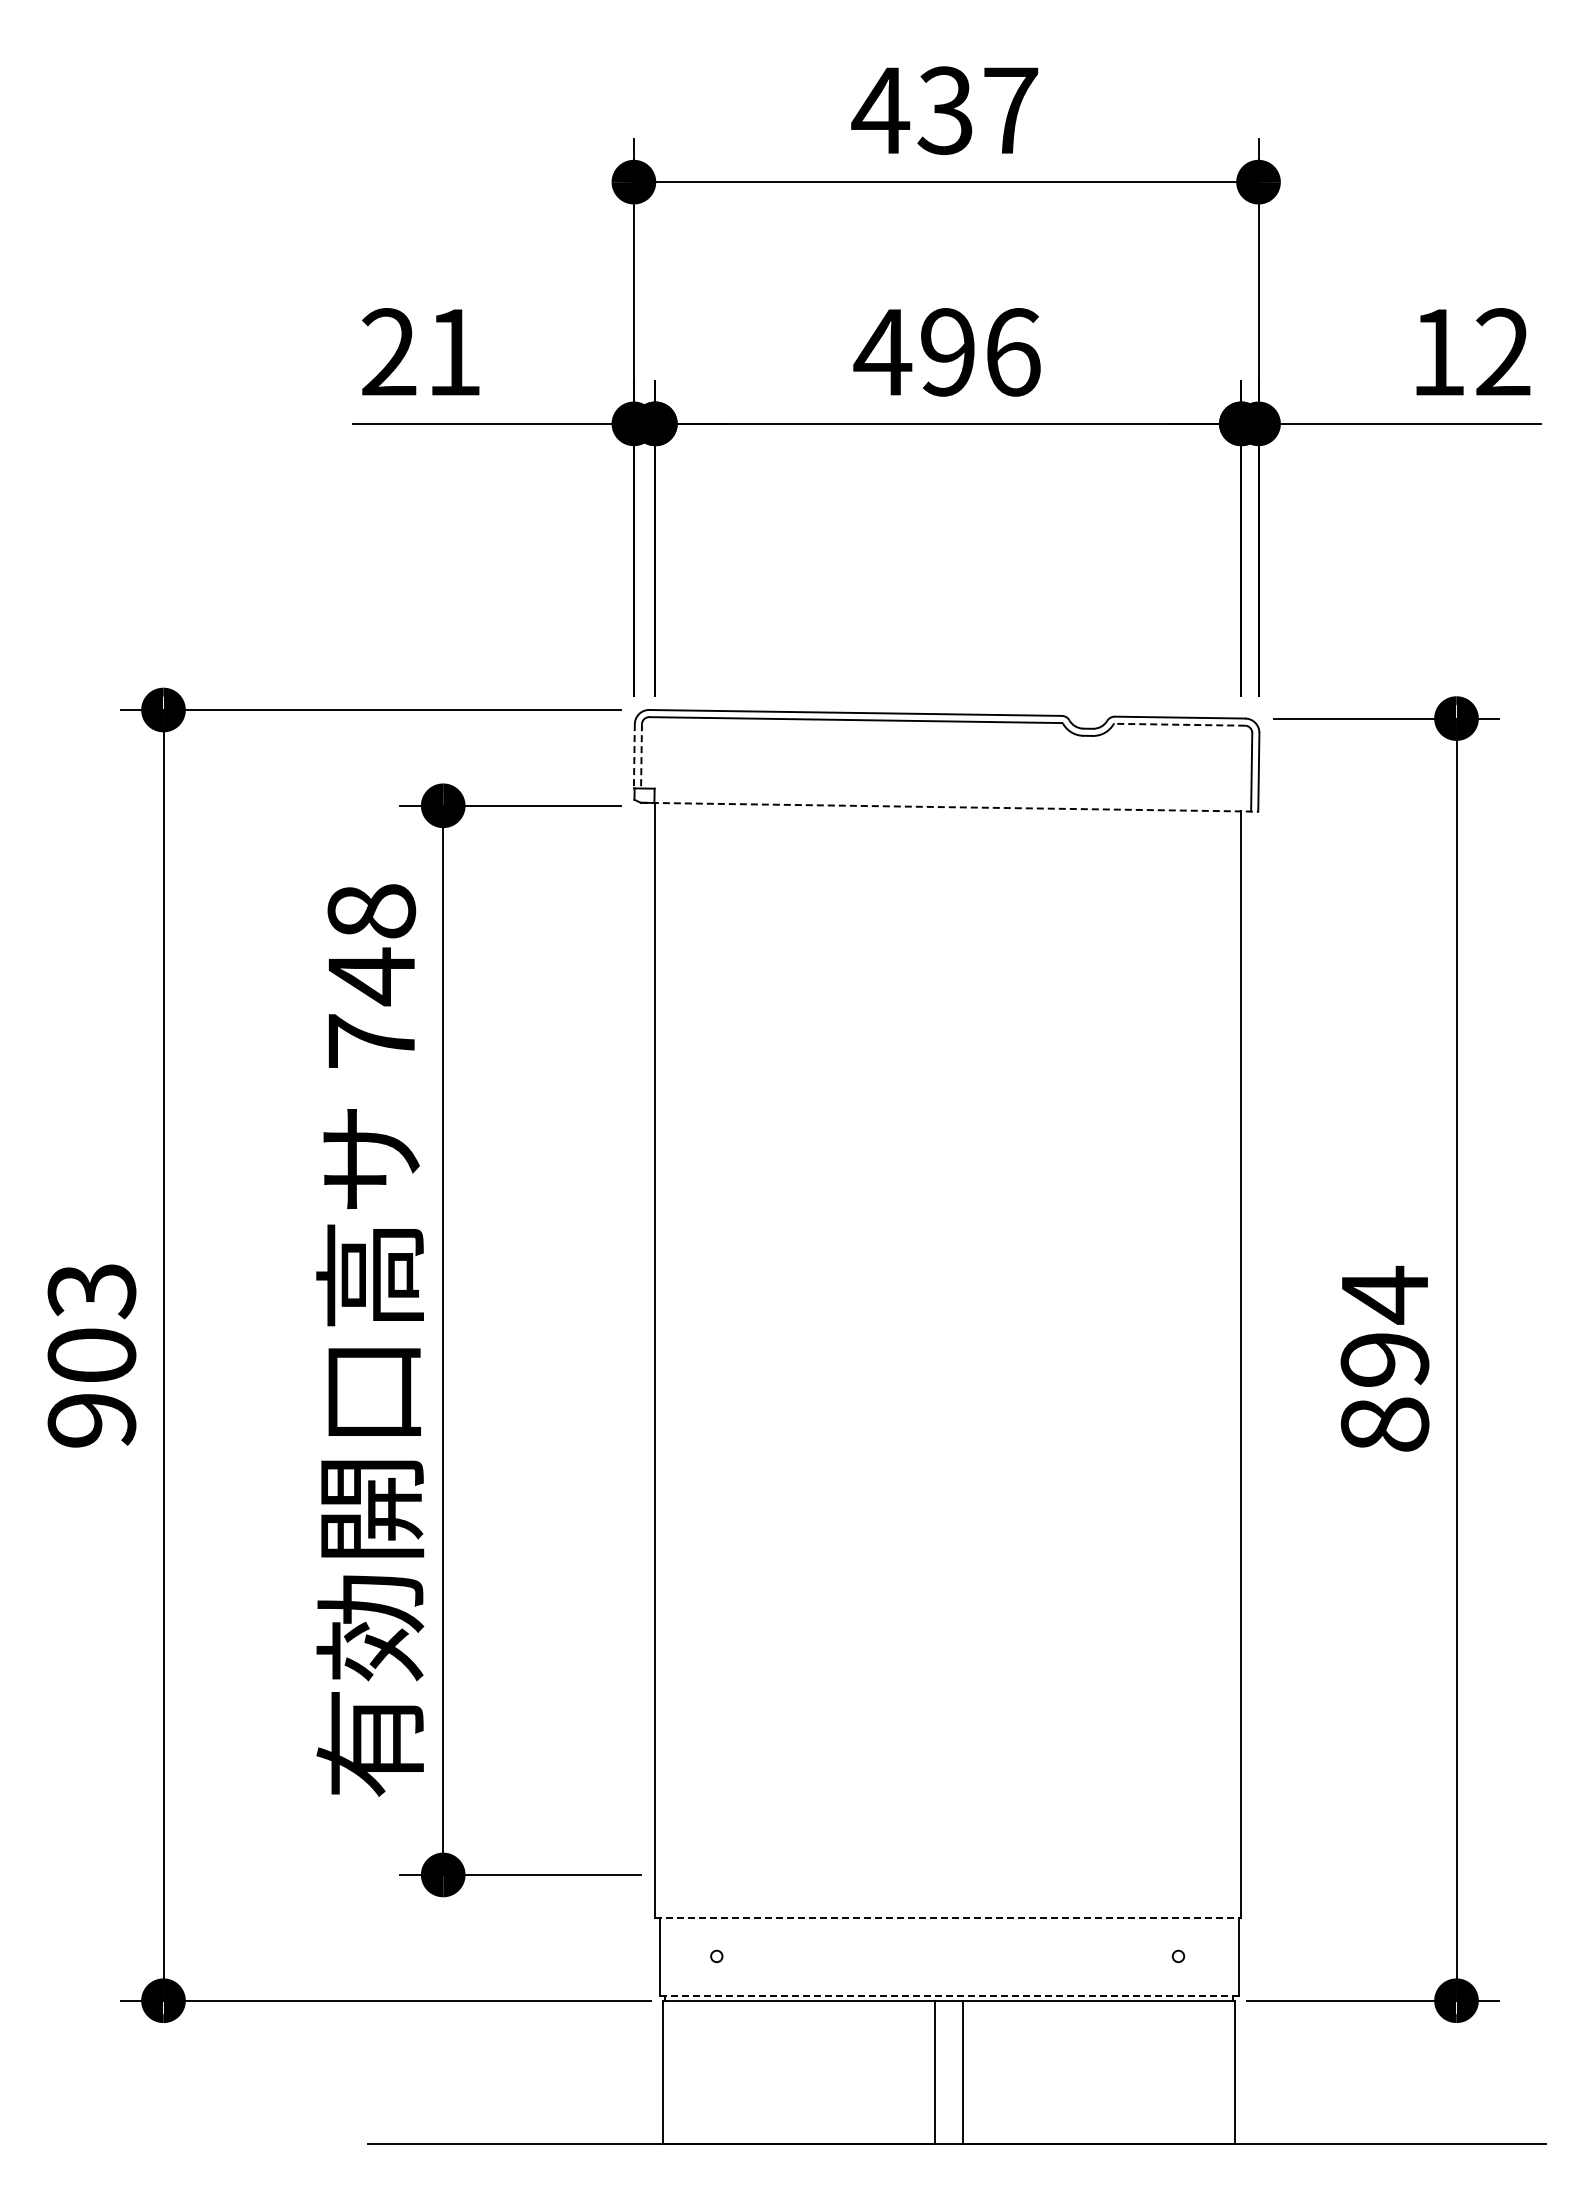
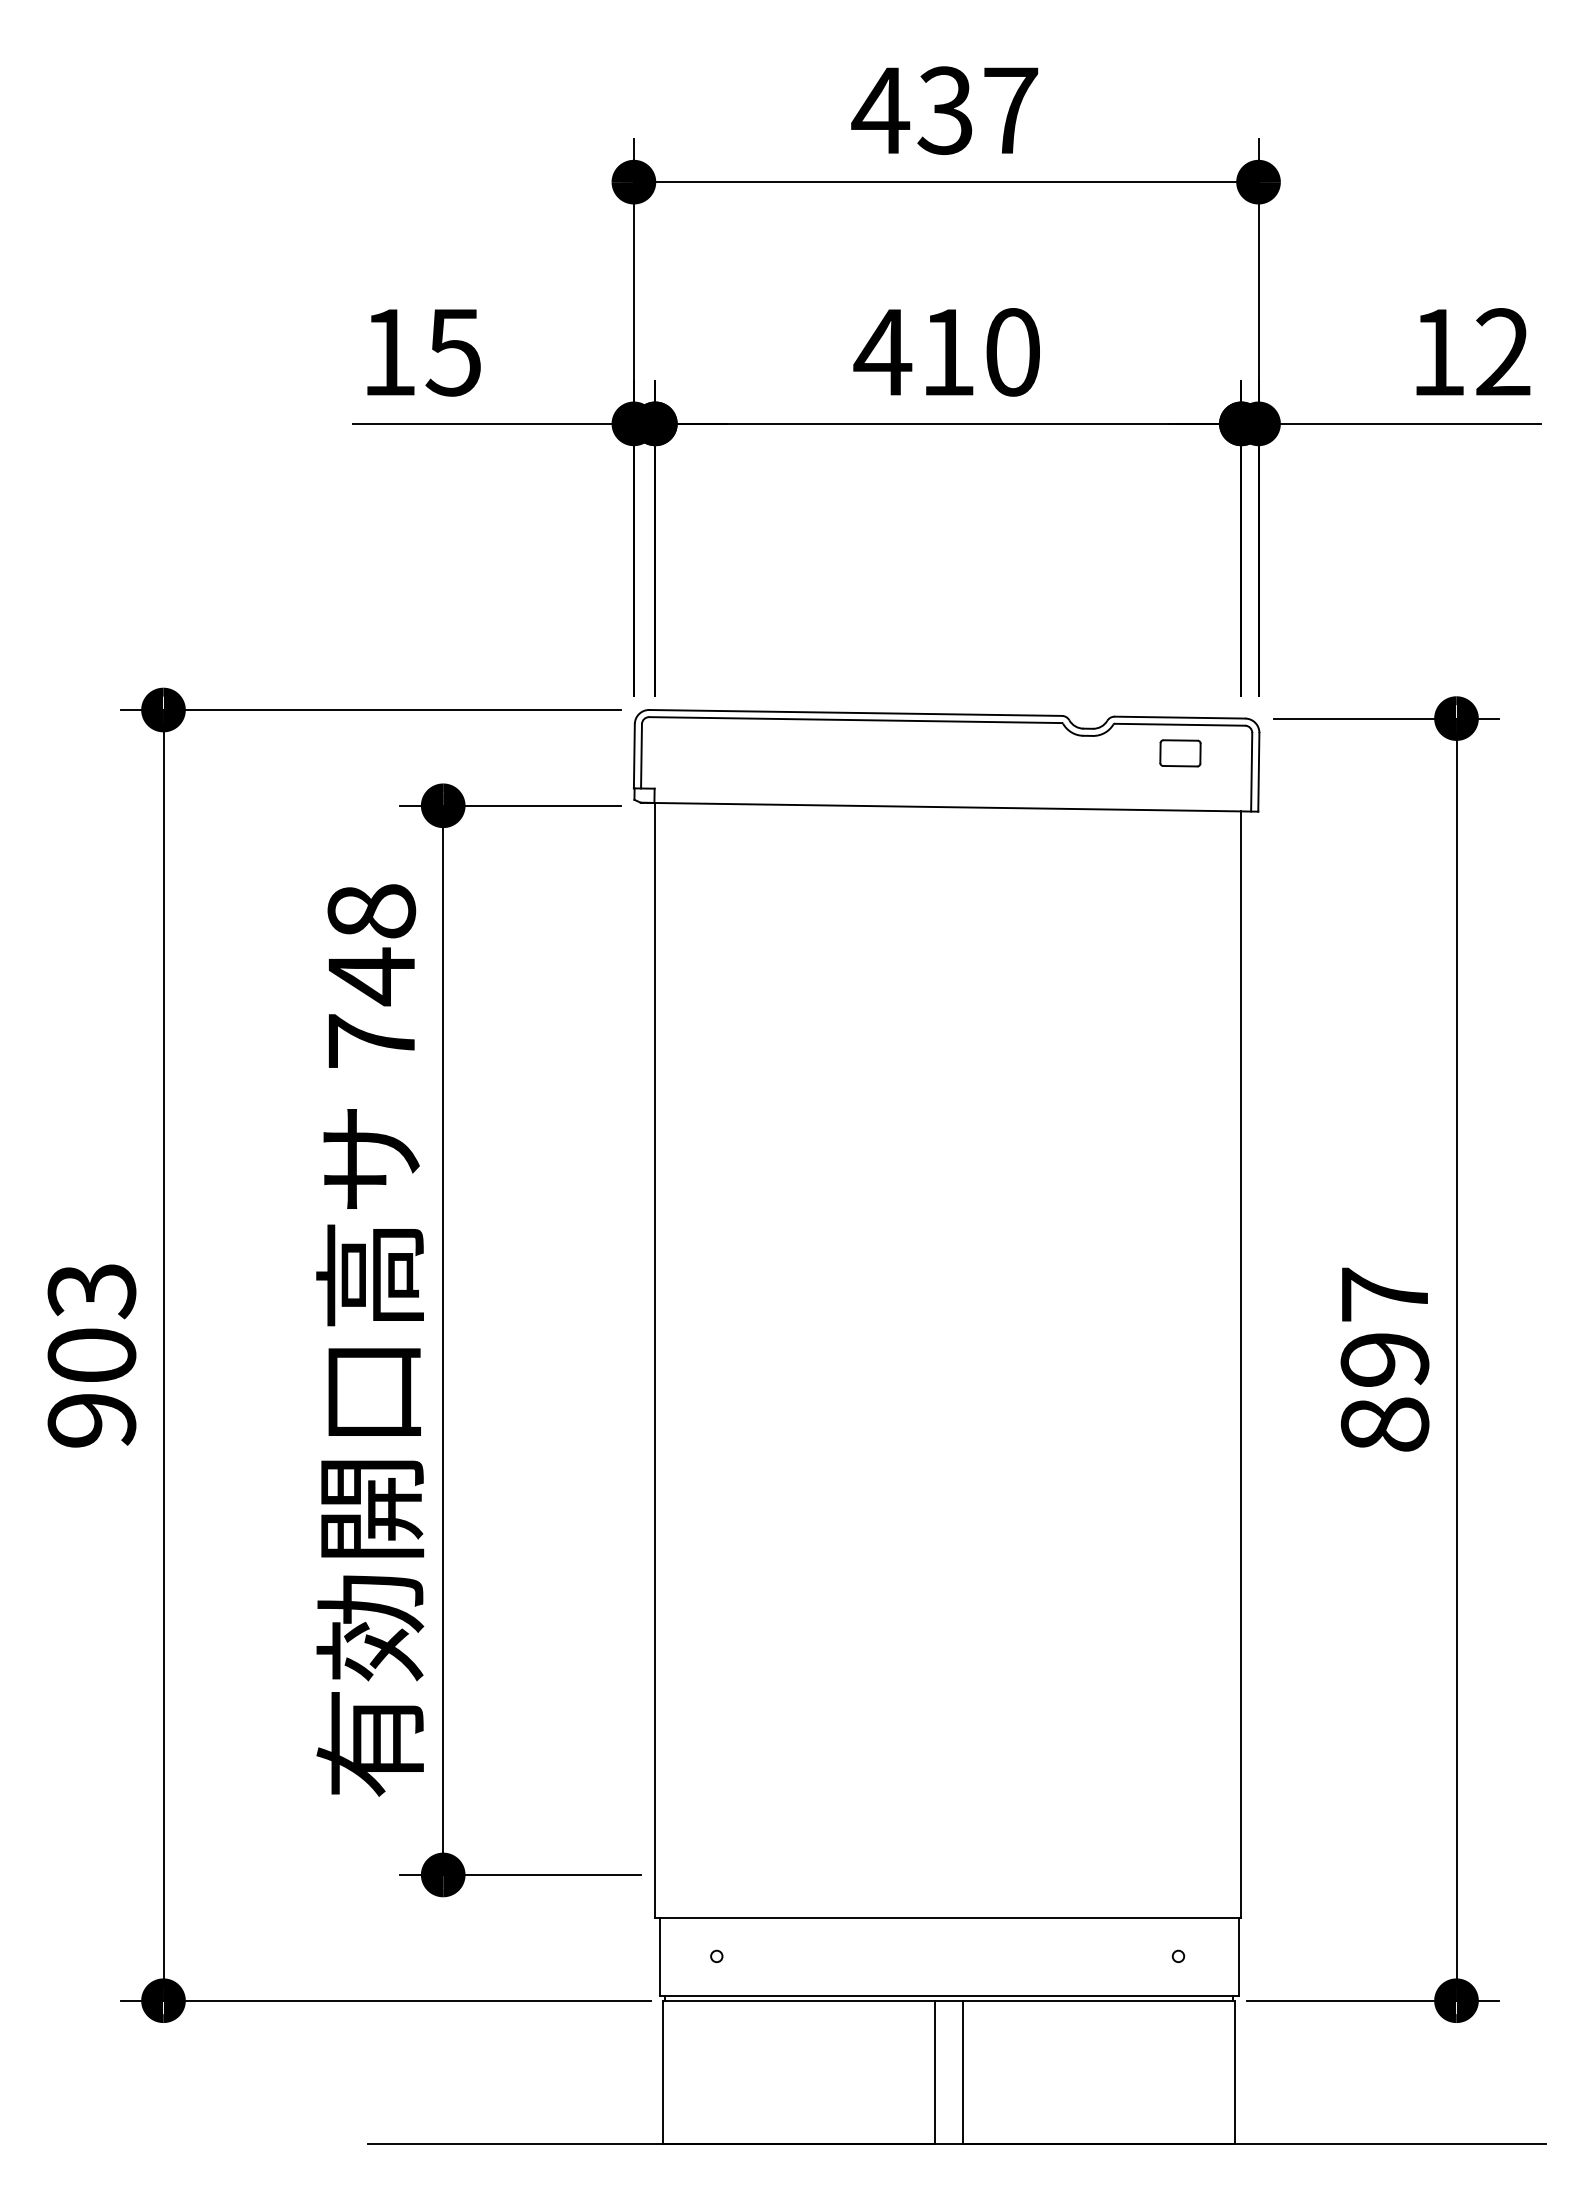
text: 21 -> 15 (421, 352)
text: 496 -> 410 (980, 352)
line: dashed -> solid (1179, 724)
part: none -> present (1180, 753)
line: dashed -> solid (634, 756)
line: dashed -> solid (641, 756)
line: dashed -> solid (949, 807)
text: 894 -> 897 (1384, 1294)
line: dashed -> solid (948, 1917)
line: dashed -> solid (949, 1996)
